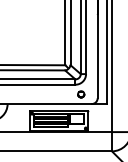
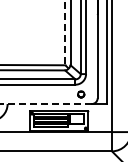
line: solid -> dashed (65, 33)
line: solid -> dashed (45, 104)
